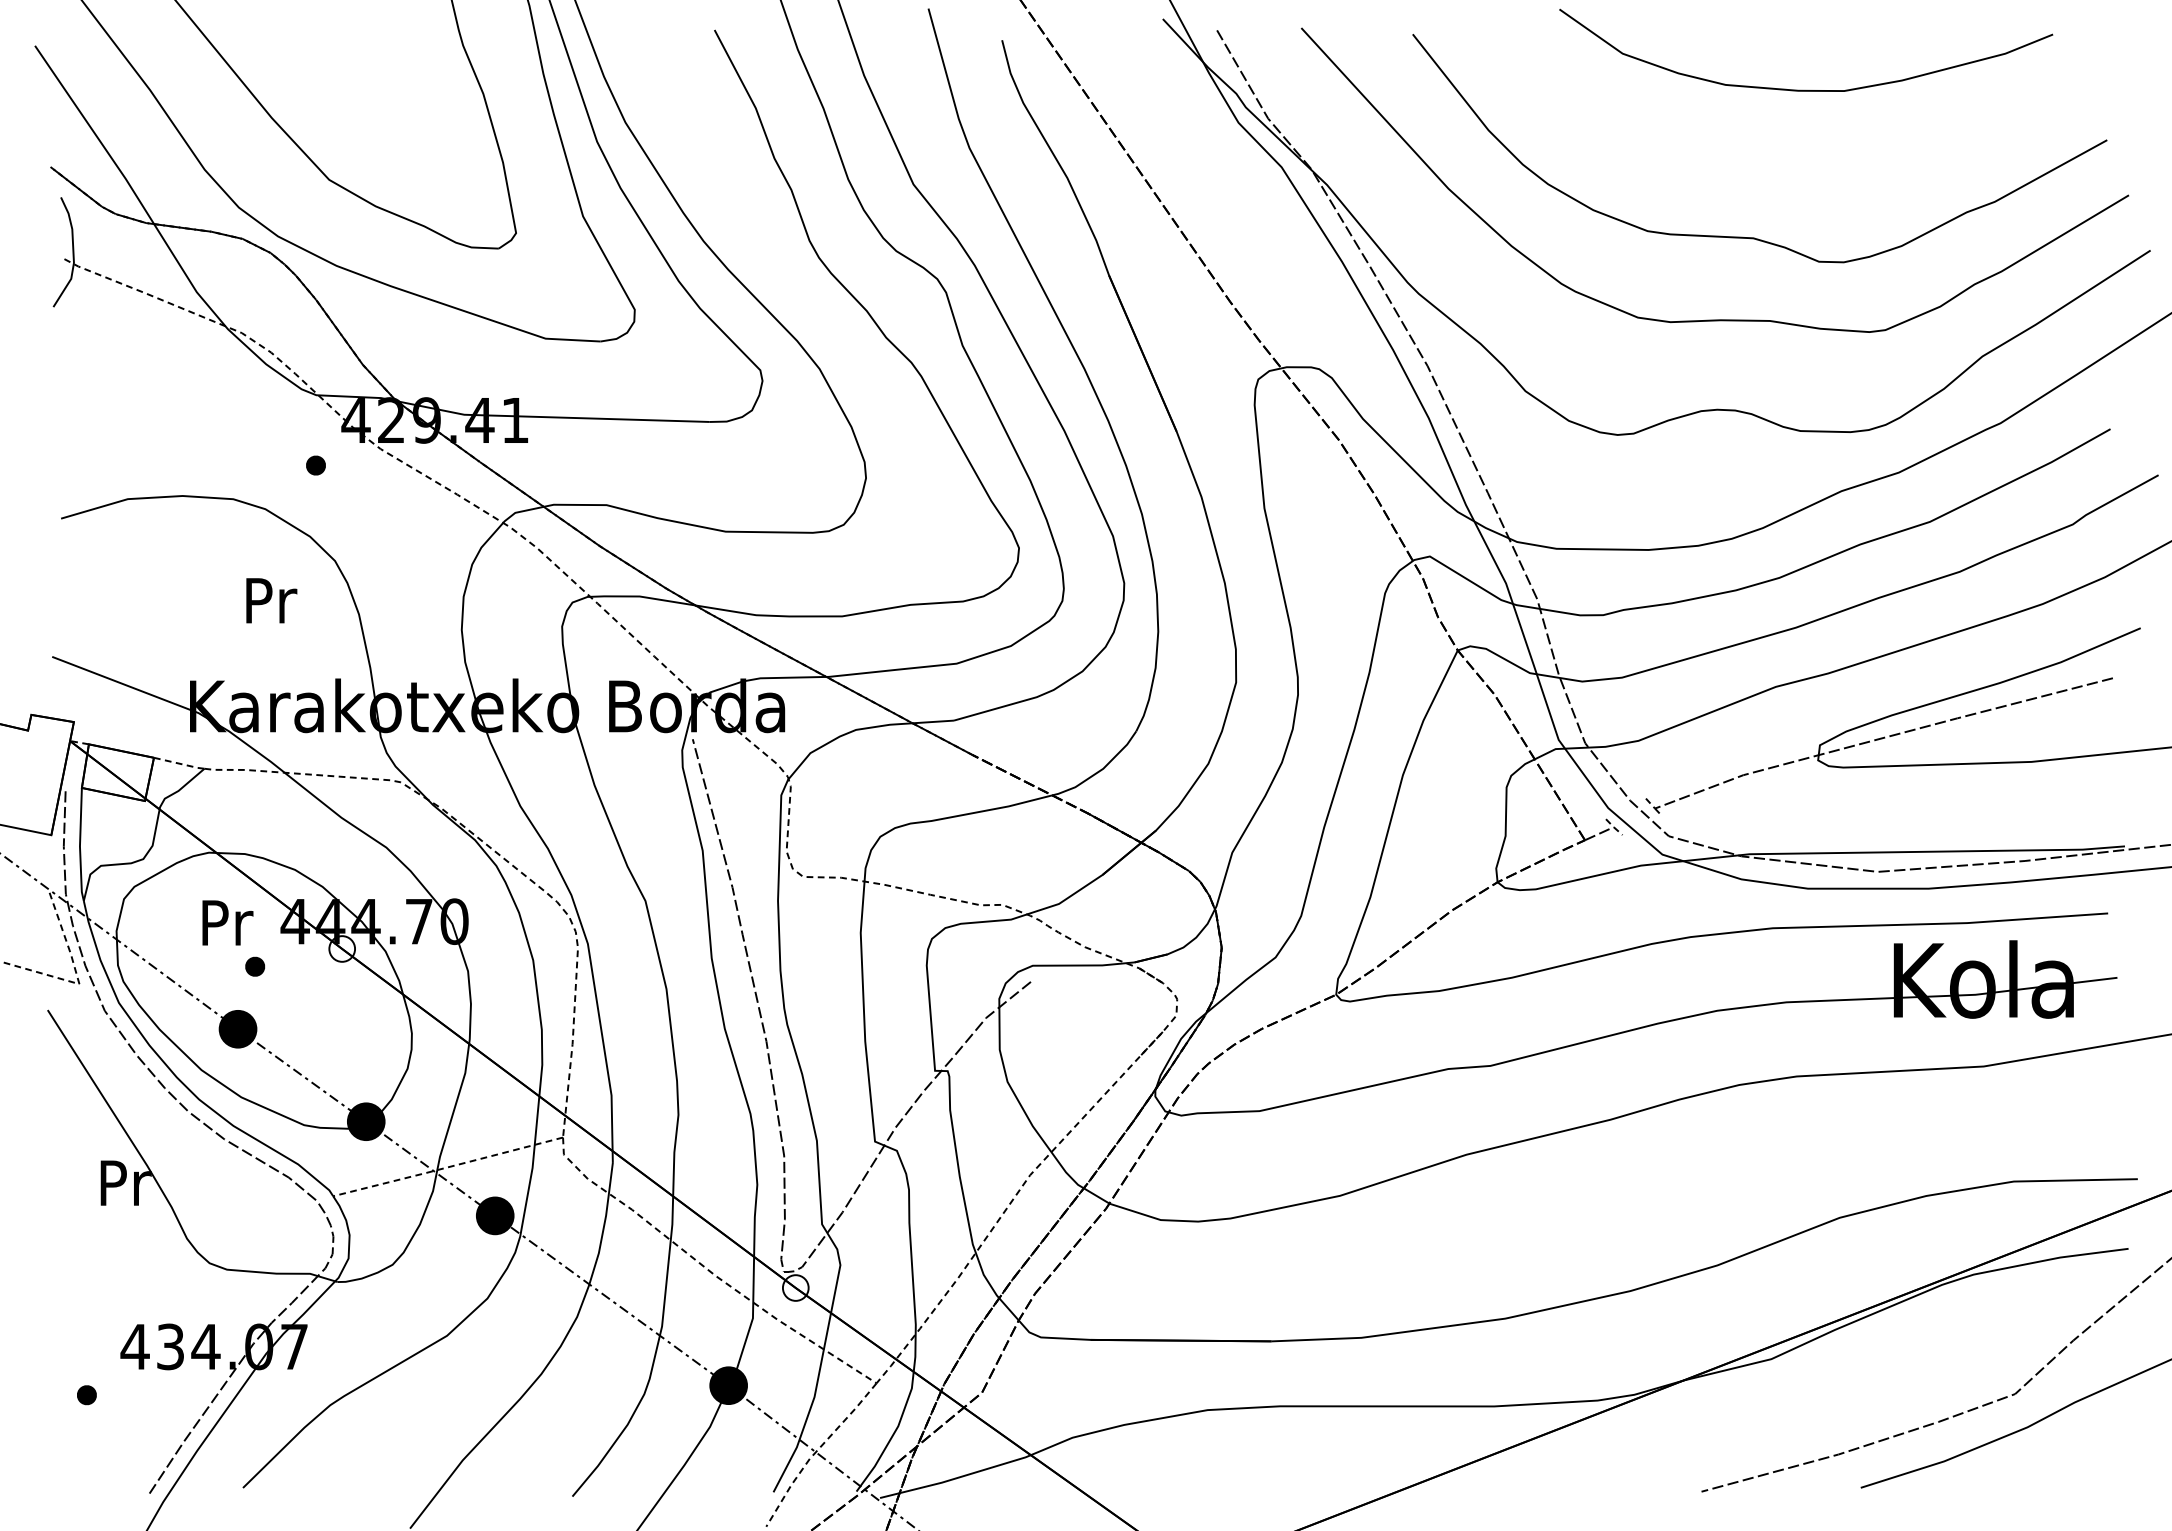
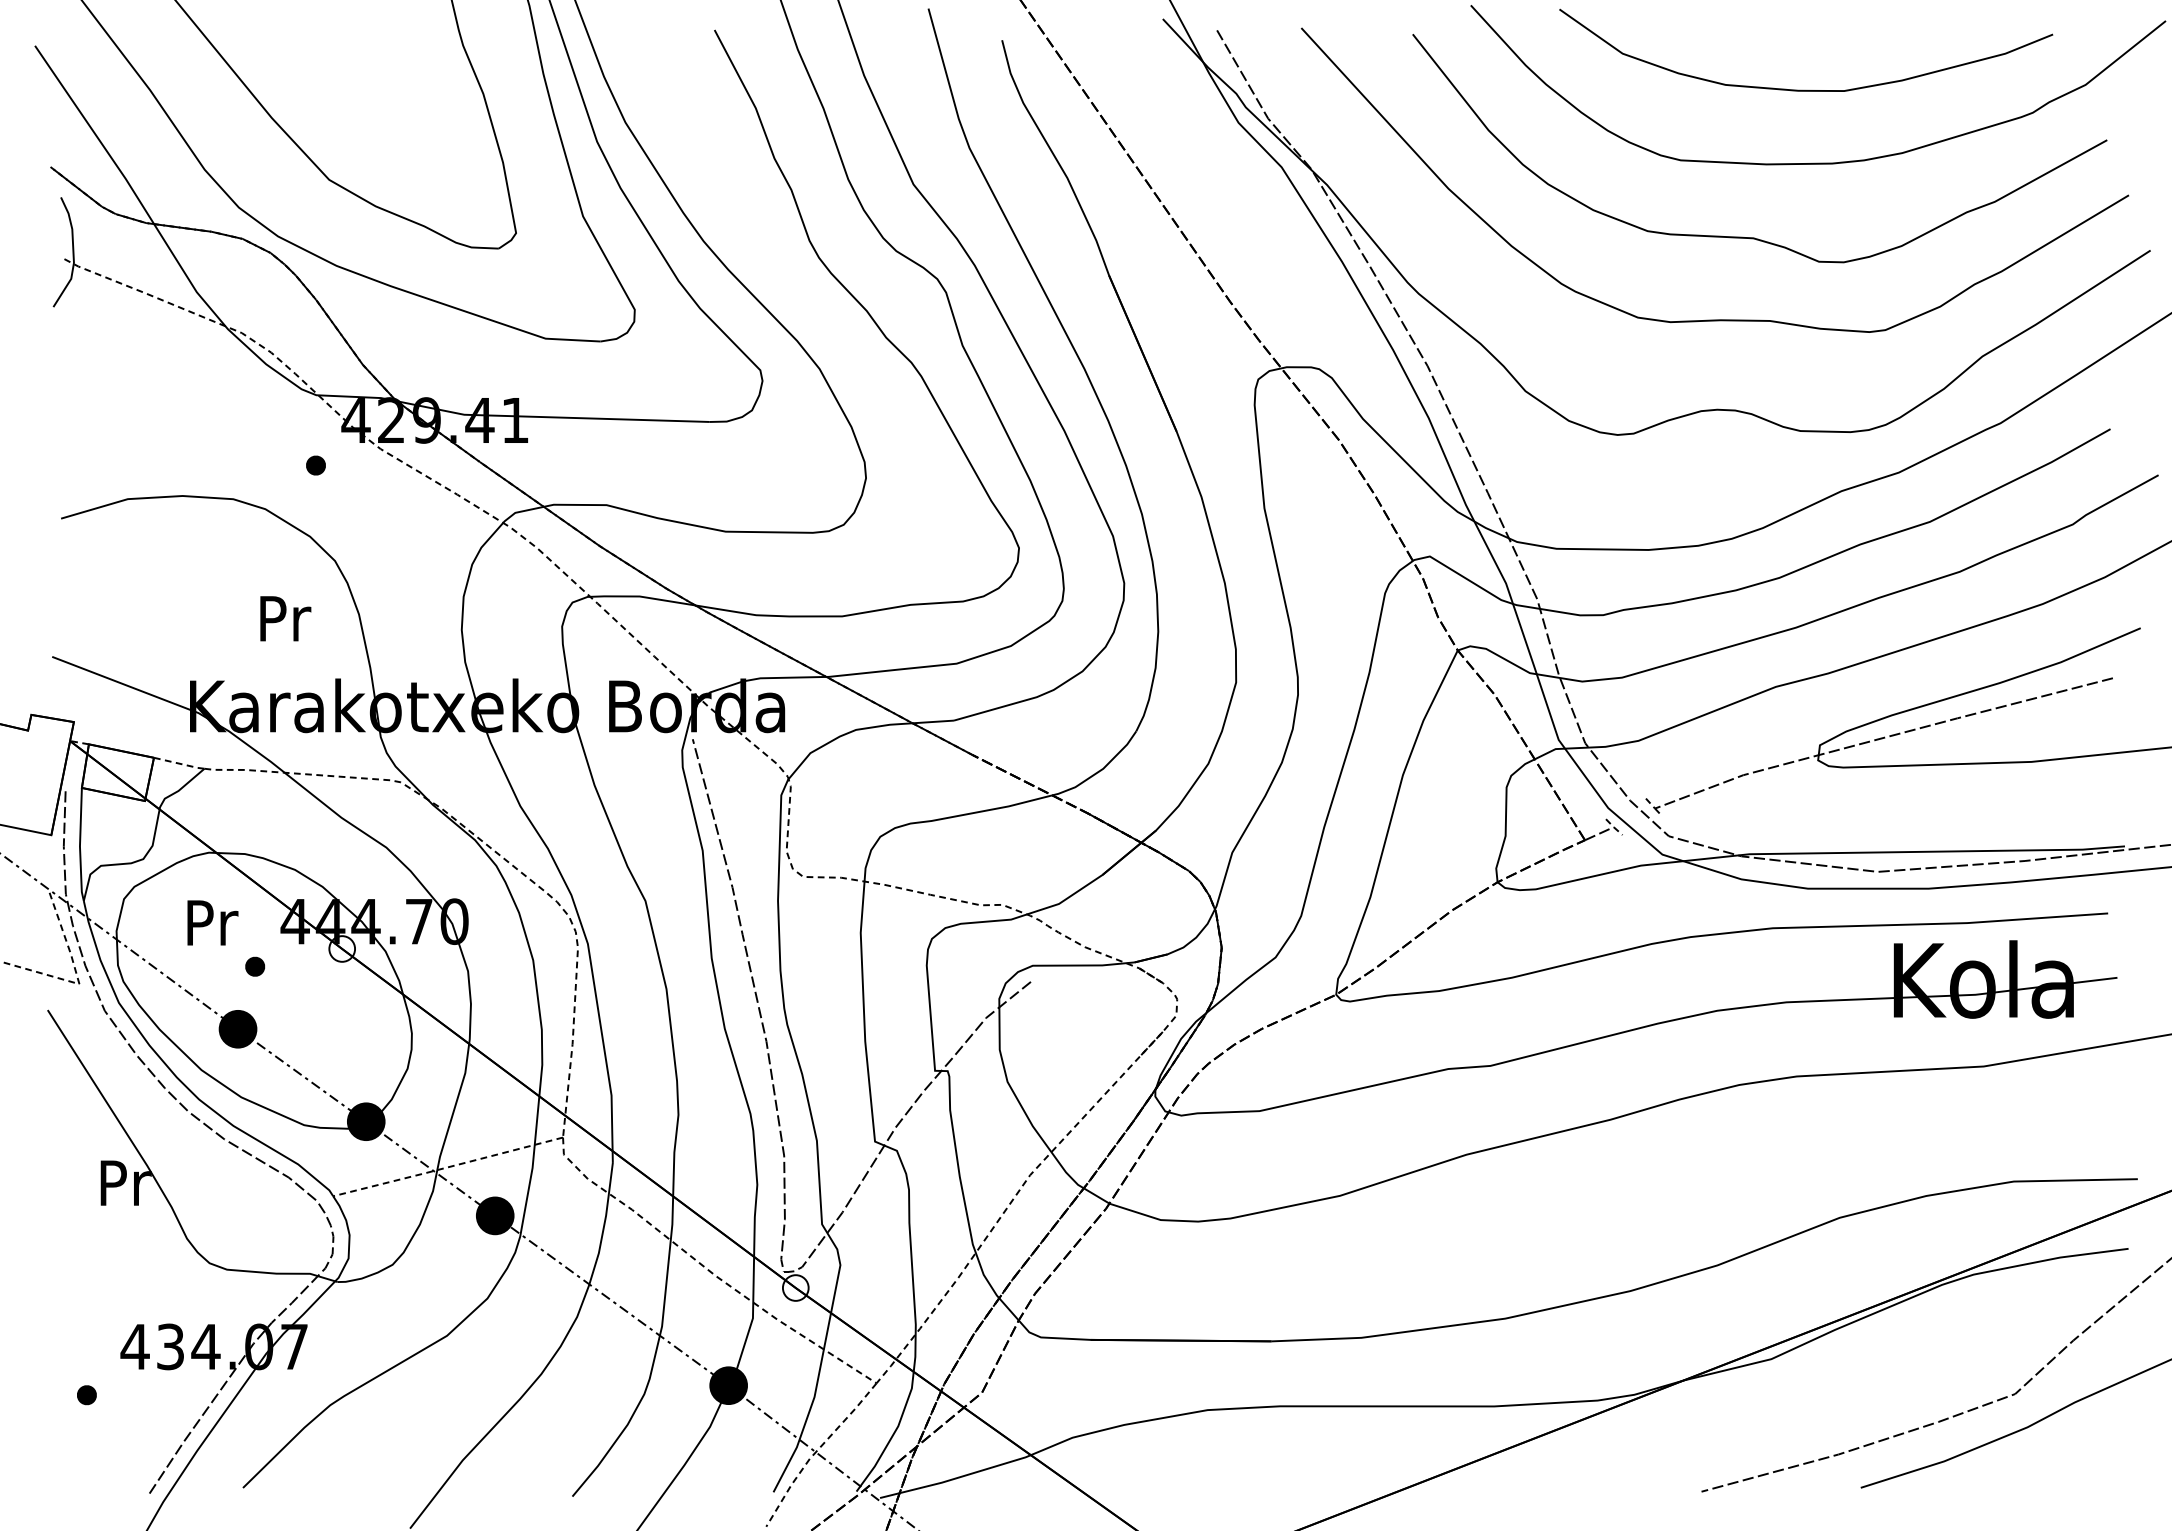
curve: none -> present (1818, 162)
text position: (271, 600) -> (285, 618) (285, 618)
text position: (227, 922) -> (212, 922) (212, 922)
